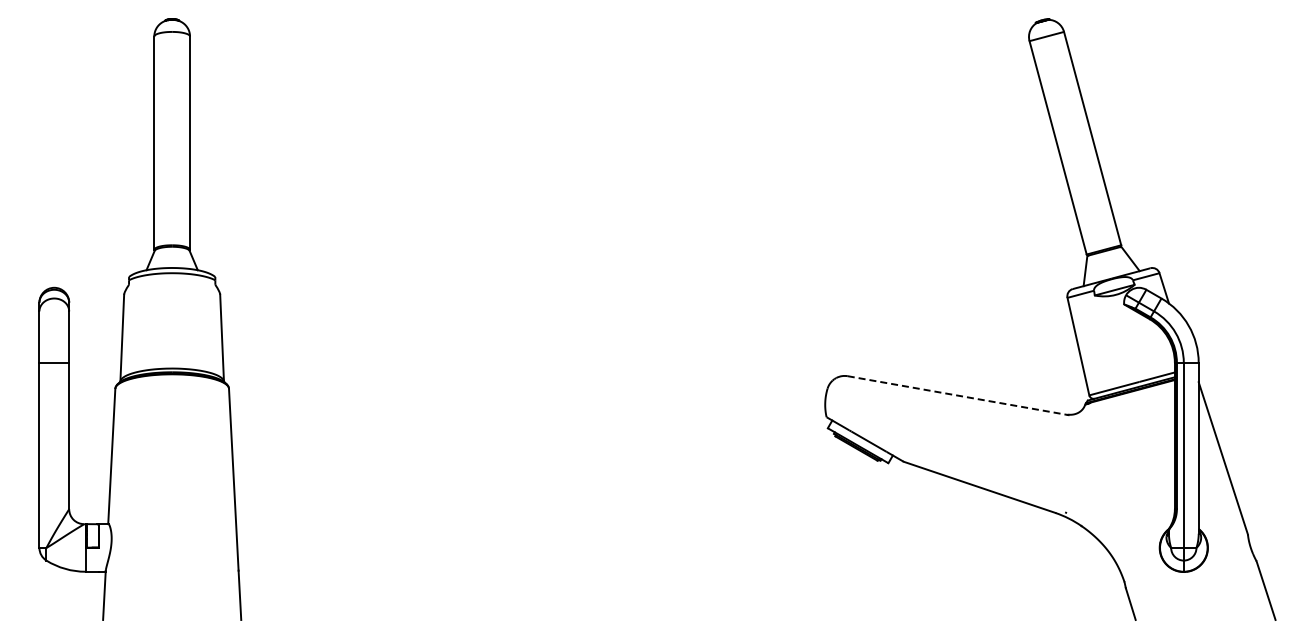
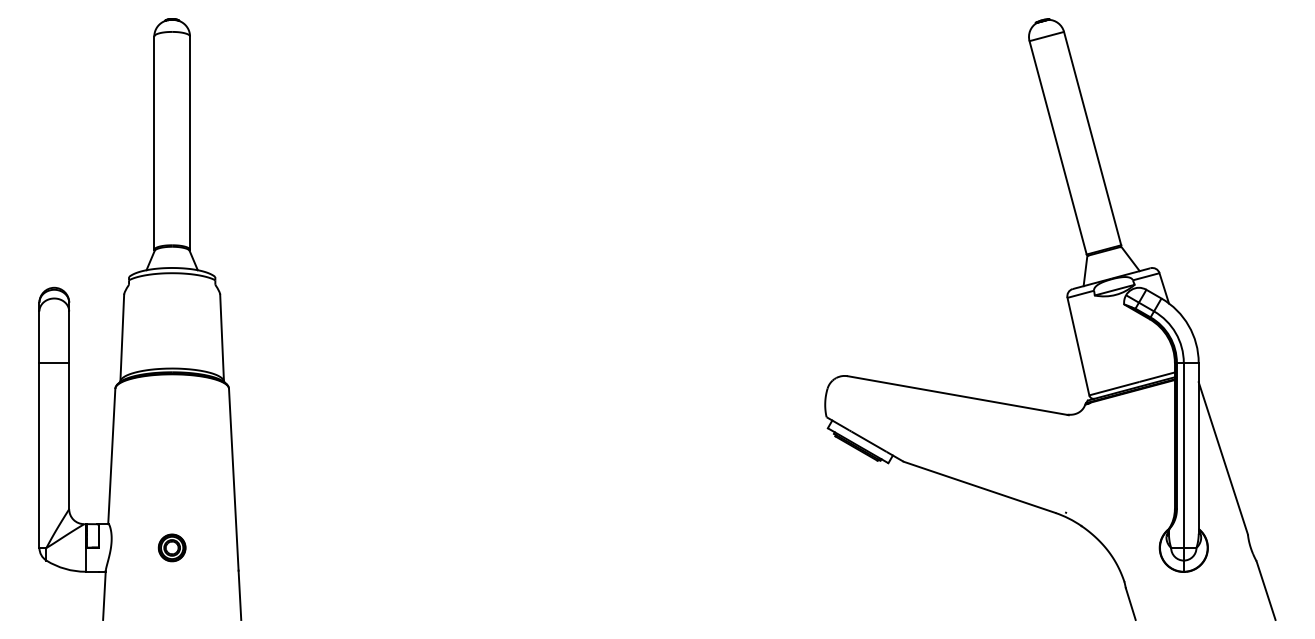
line: dashed -> solid (958, 395)
part: none -> present (171, 547)
